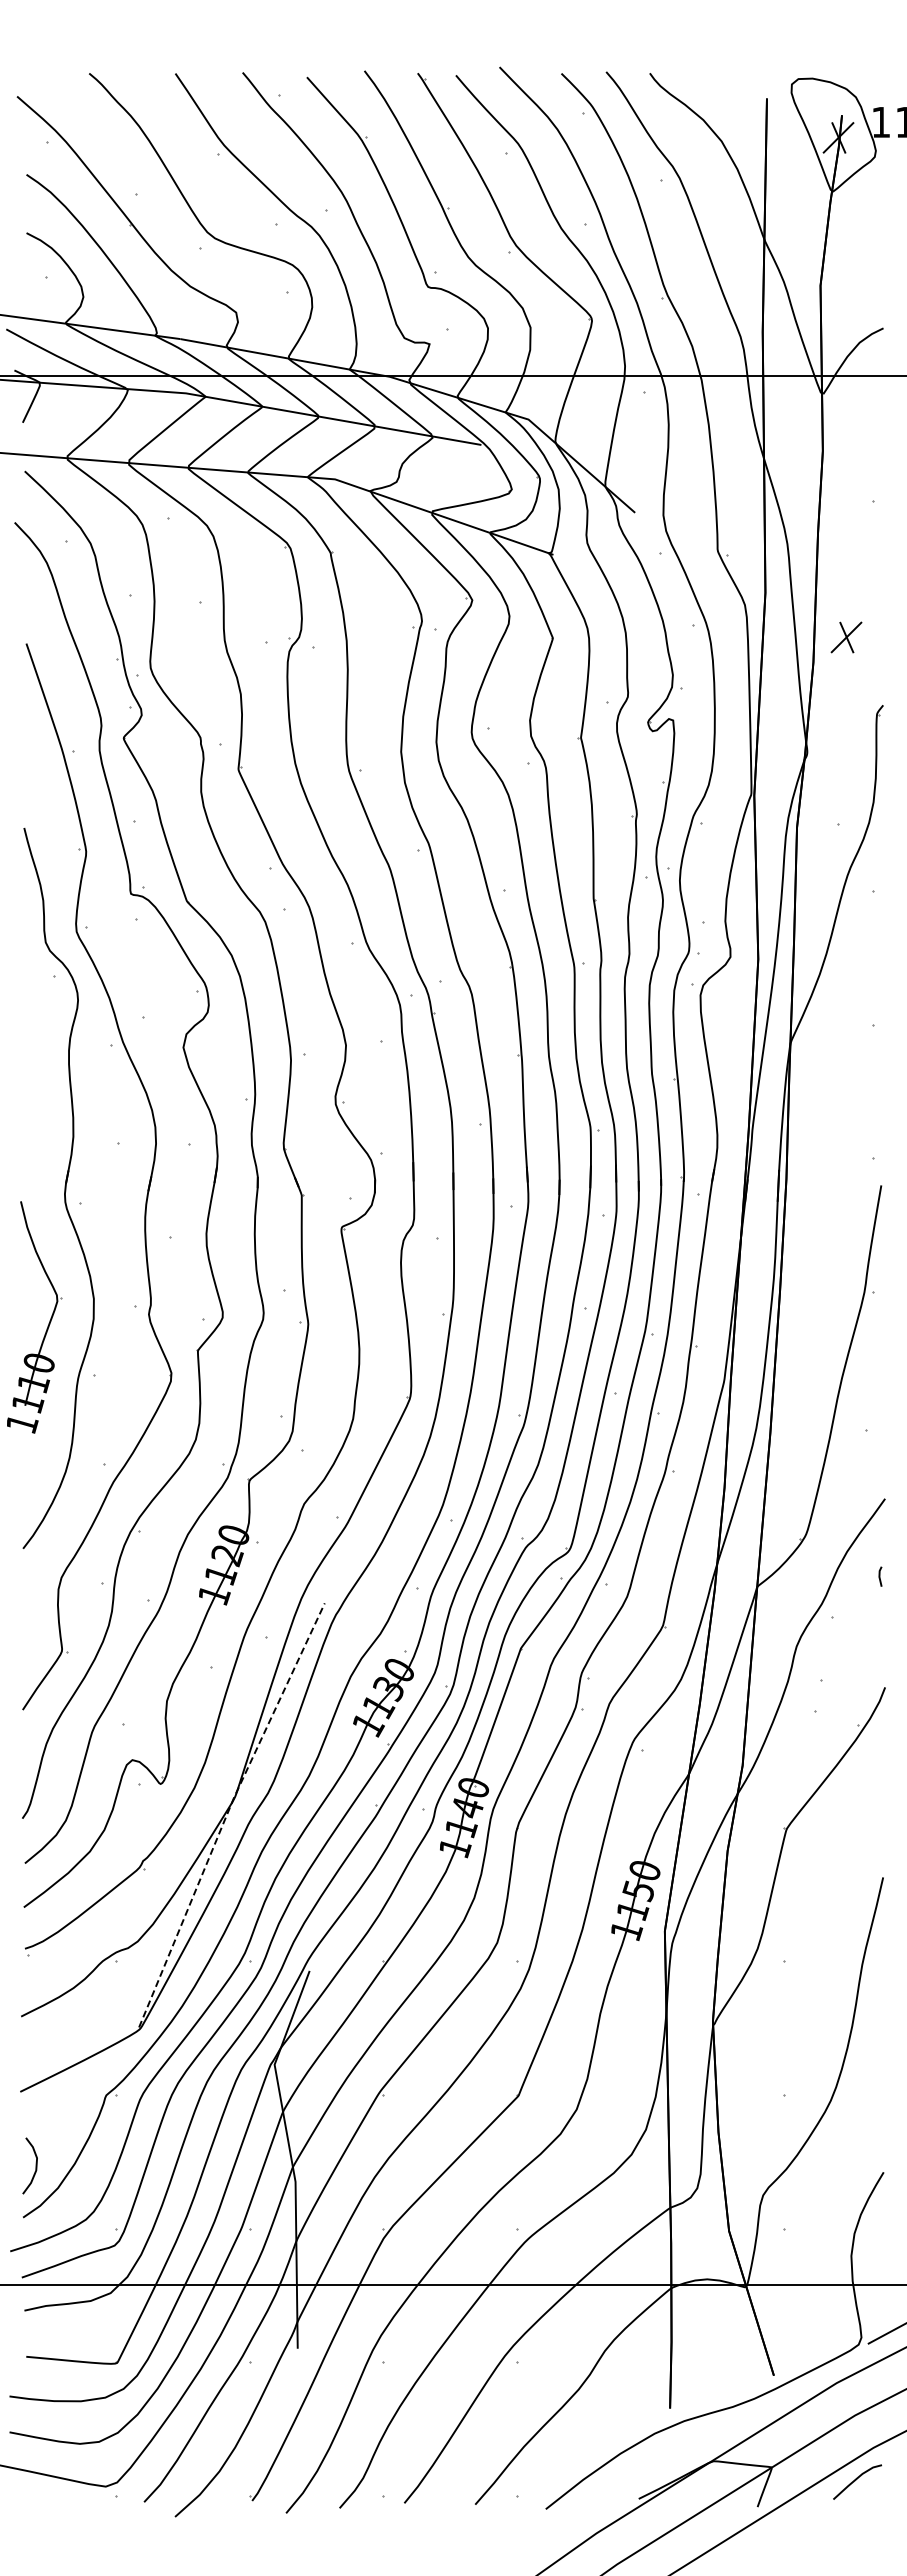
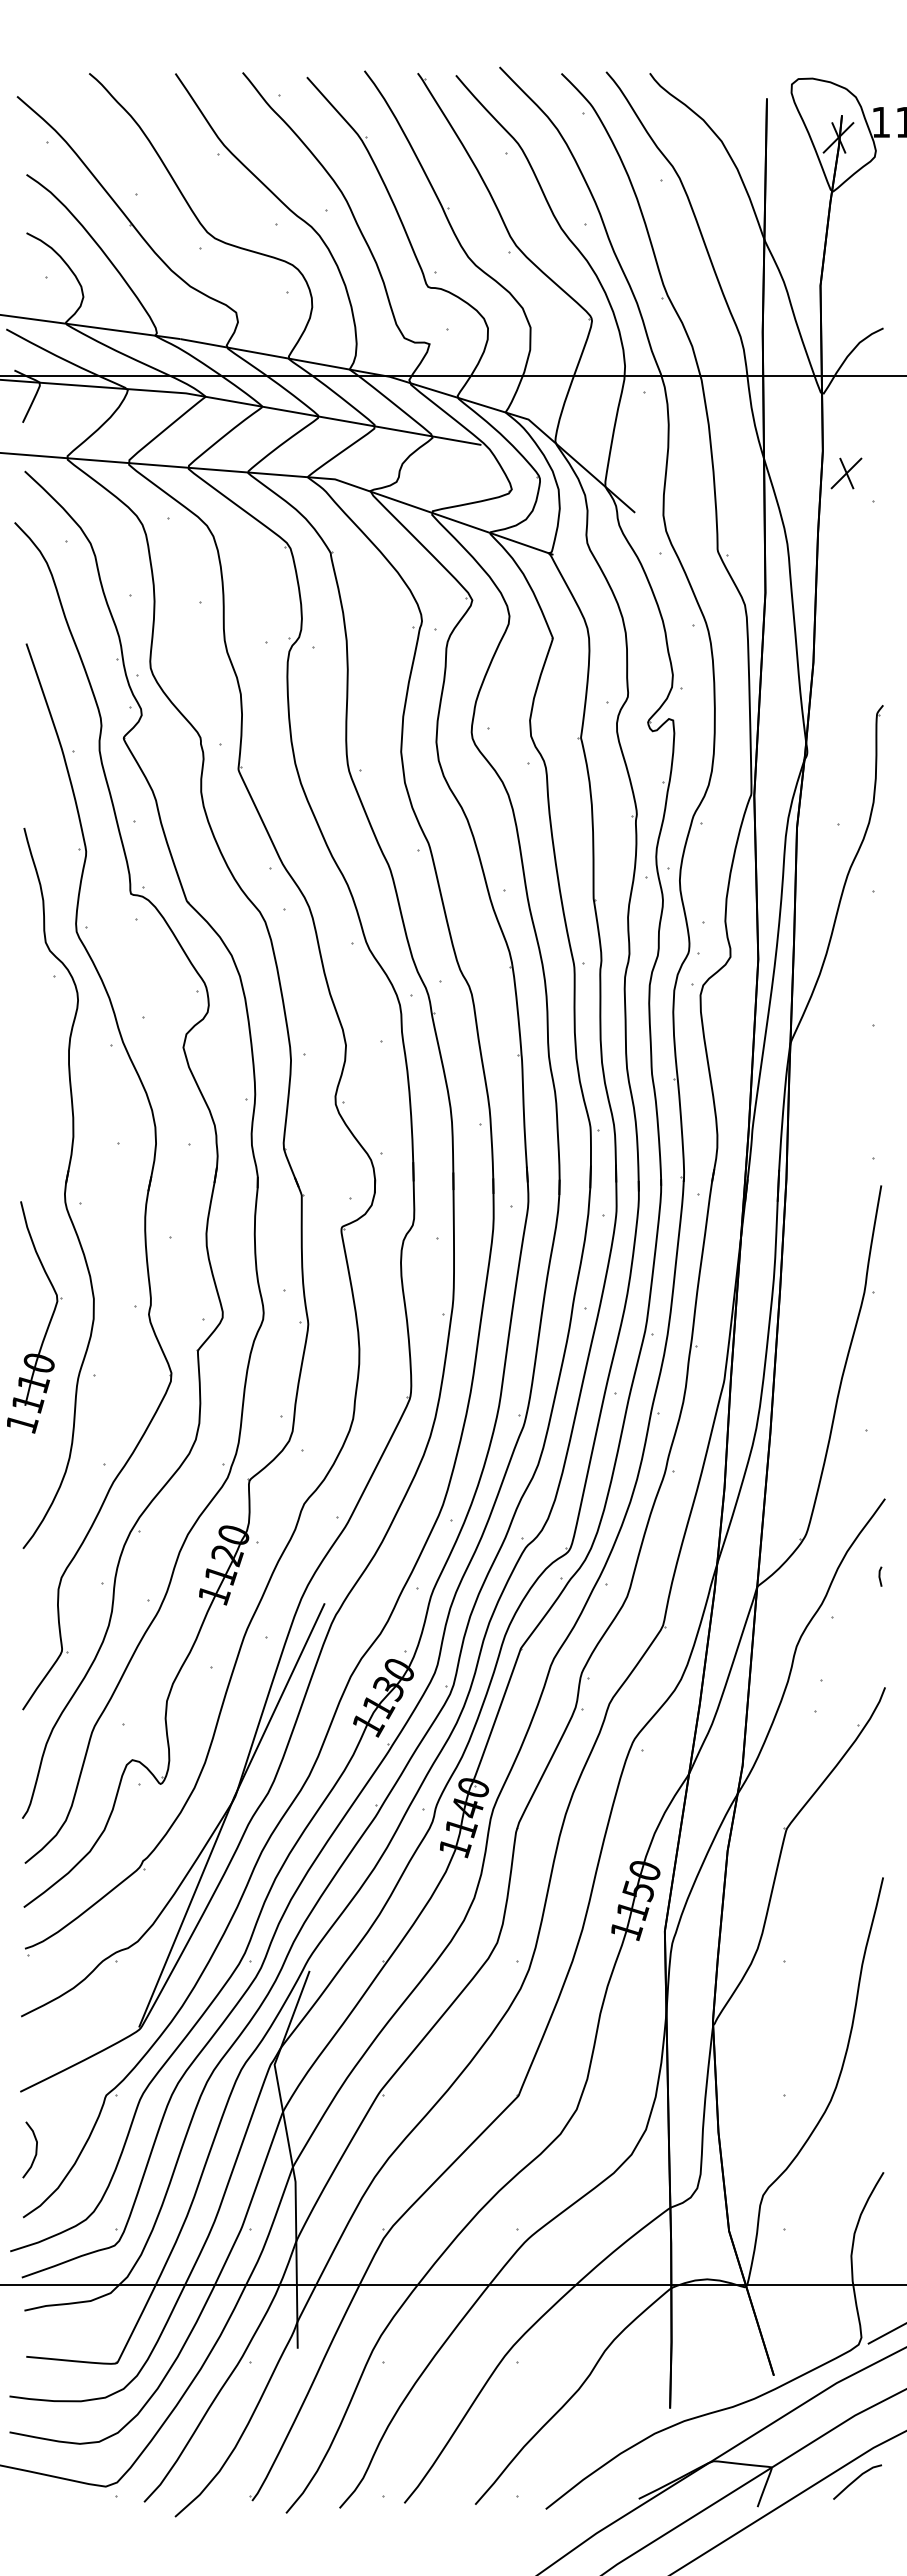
part position: (846, 637) -> (846, 473) (846, 473)
line: dashed -> solid (227, 1812)
curve position: (35, 2165) -> (35, 2149) (35, 2149)
